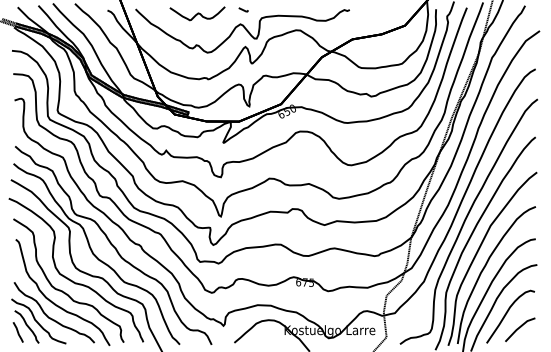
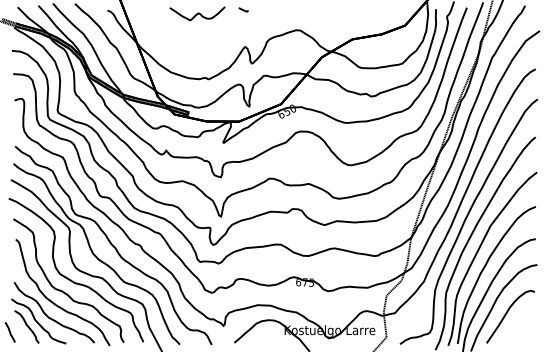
curve: present -> none (244, 28)
line: present -> none (519, 328)
line position: (17, 332) -> (9, 332) (9, 332)
